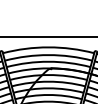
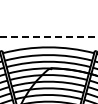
line: solid -> dashed (49, 36)
